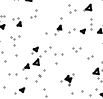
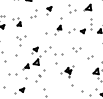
part: none -> present (49, 10)
part position: (15, 40) -> (21, 40) (21, 40)
part position: (67, 83) -> (67, 75) (67, 75)
